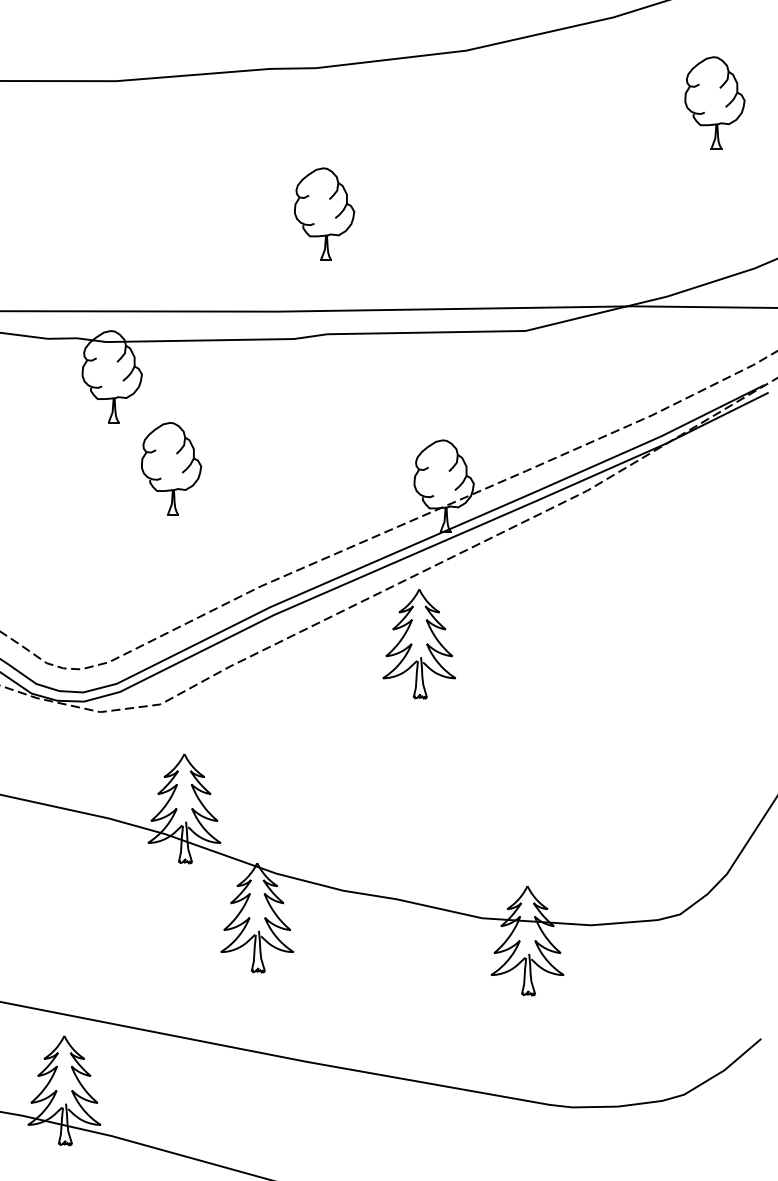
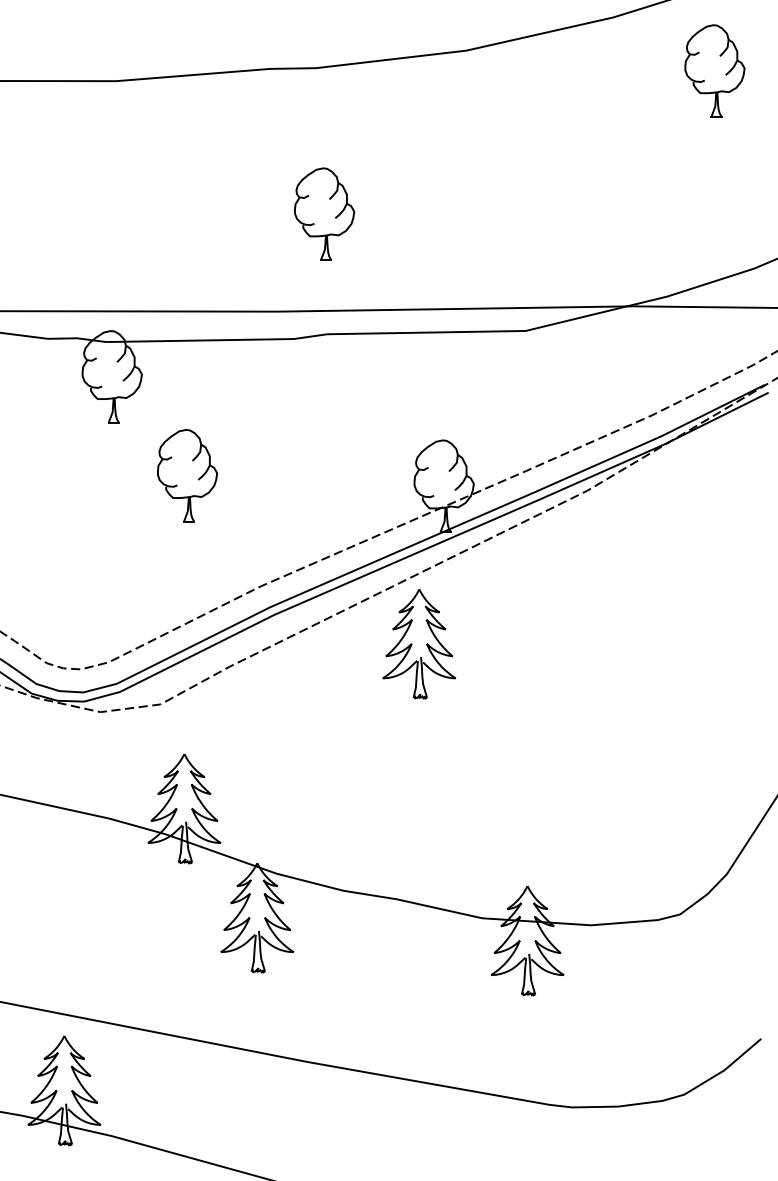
part position: (714, 102) -> (714, 70) (714, 70)
part position: (171, 468) -> (187, 475) (187, 475)
